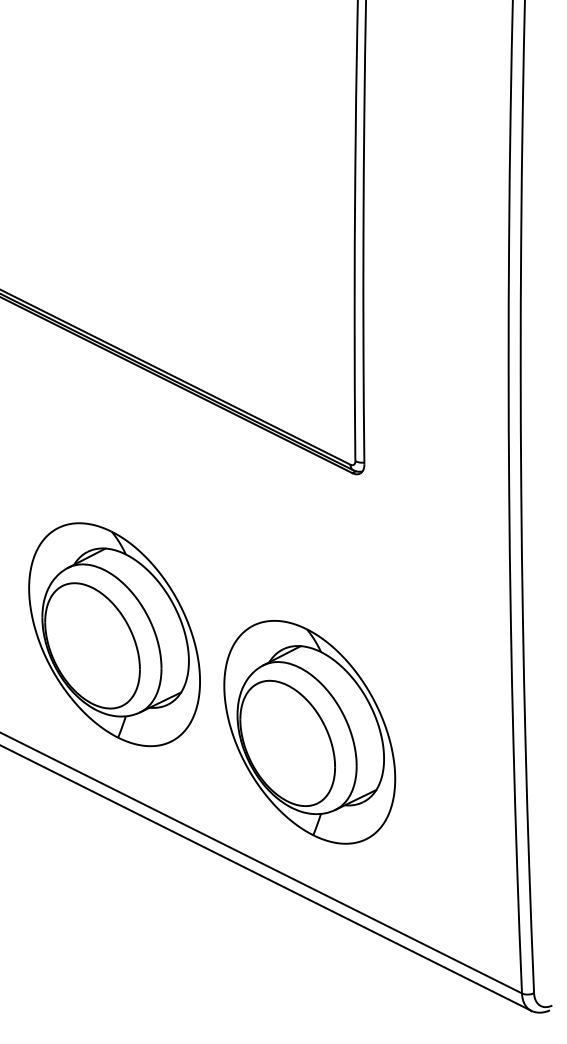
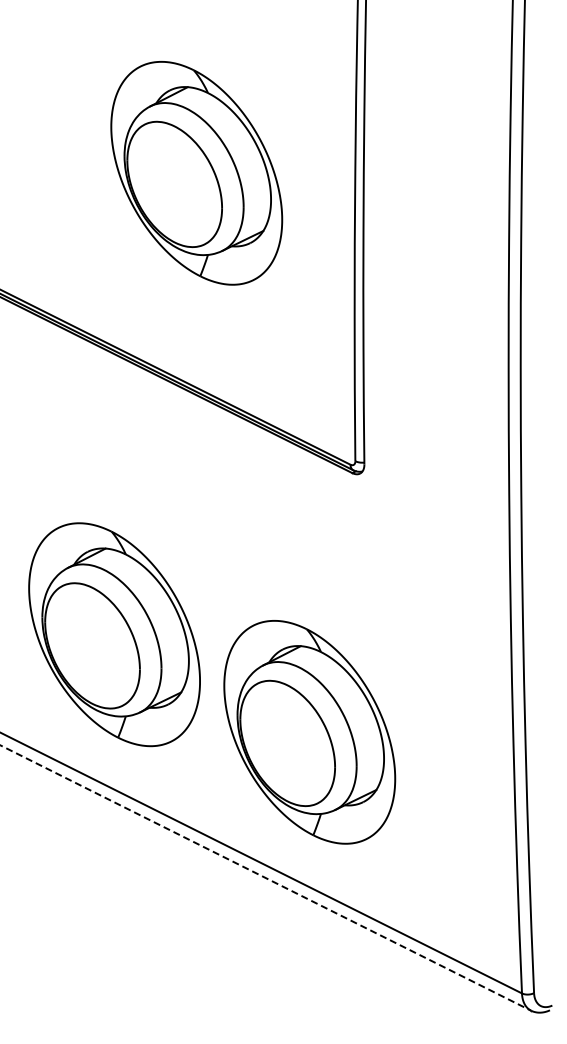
part: none -> present (196, 173)
line: solid -> dashed (266, 878)
